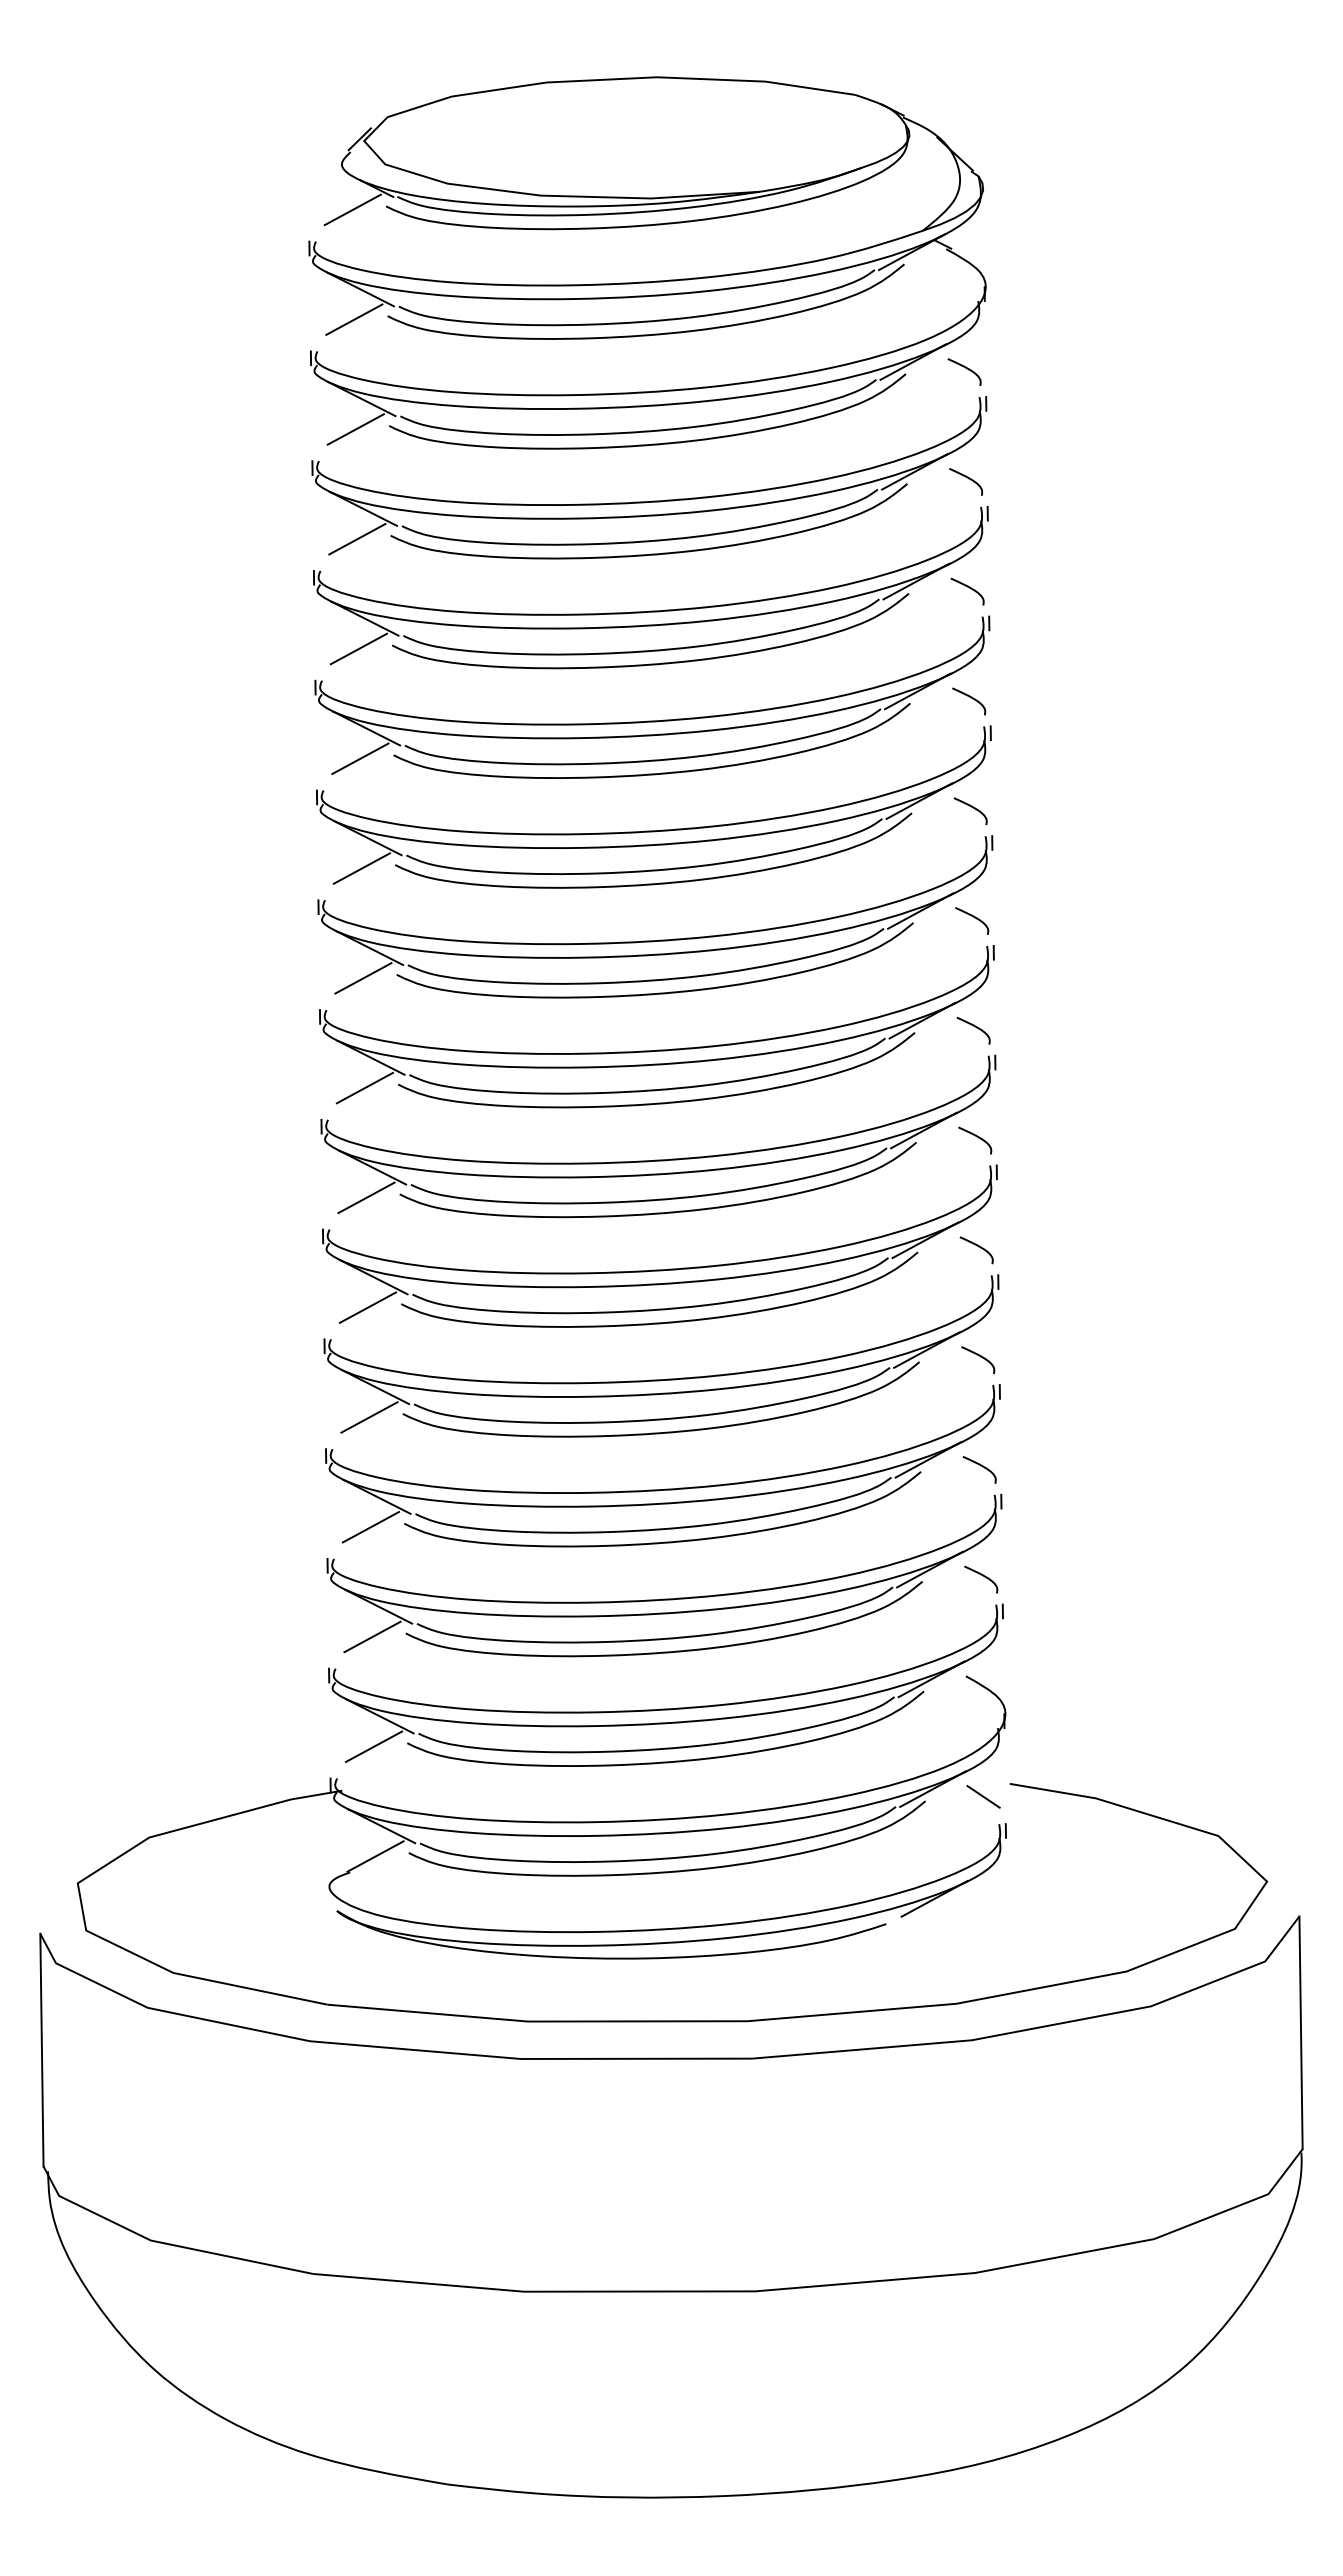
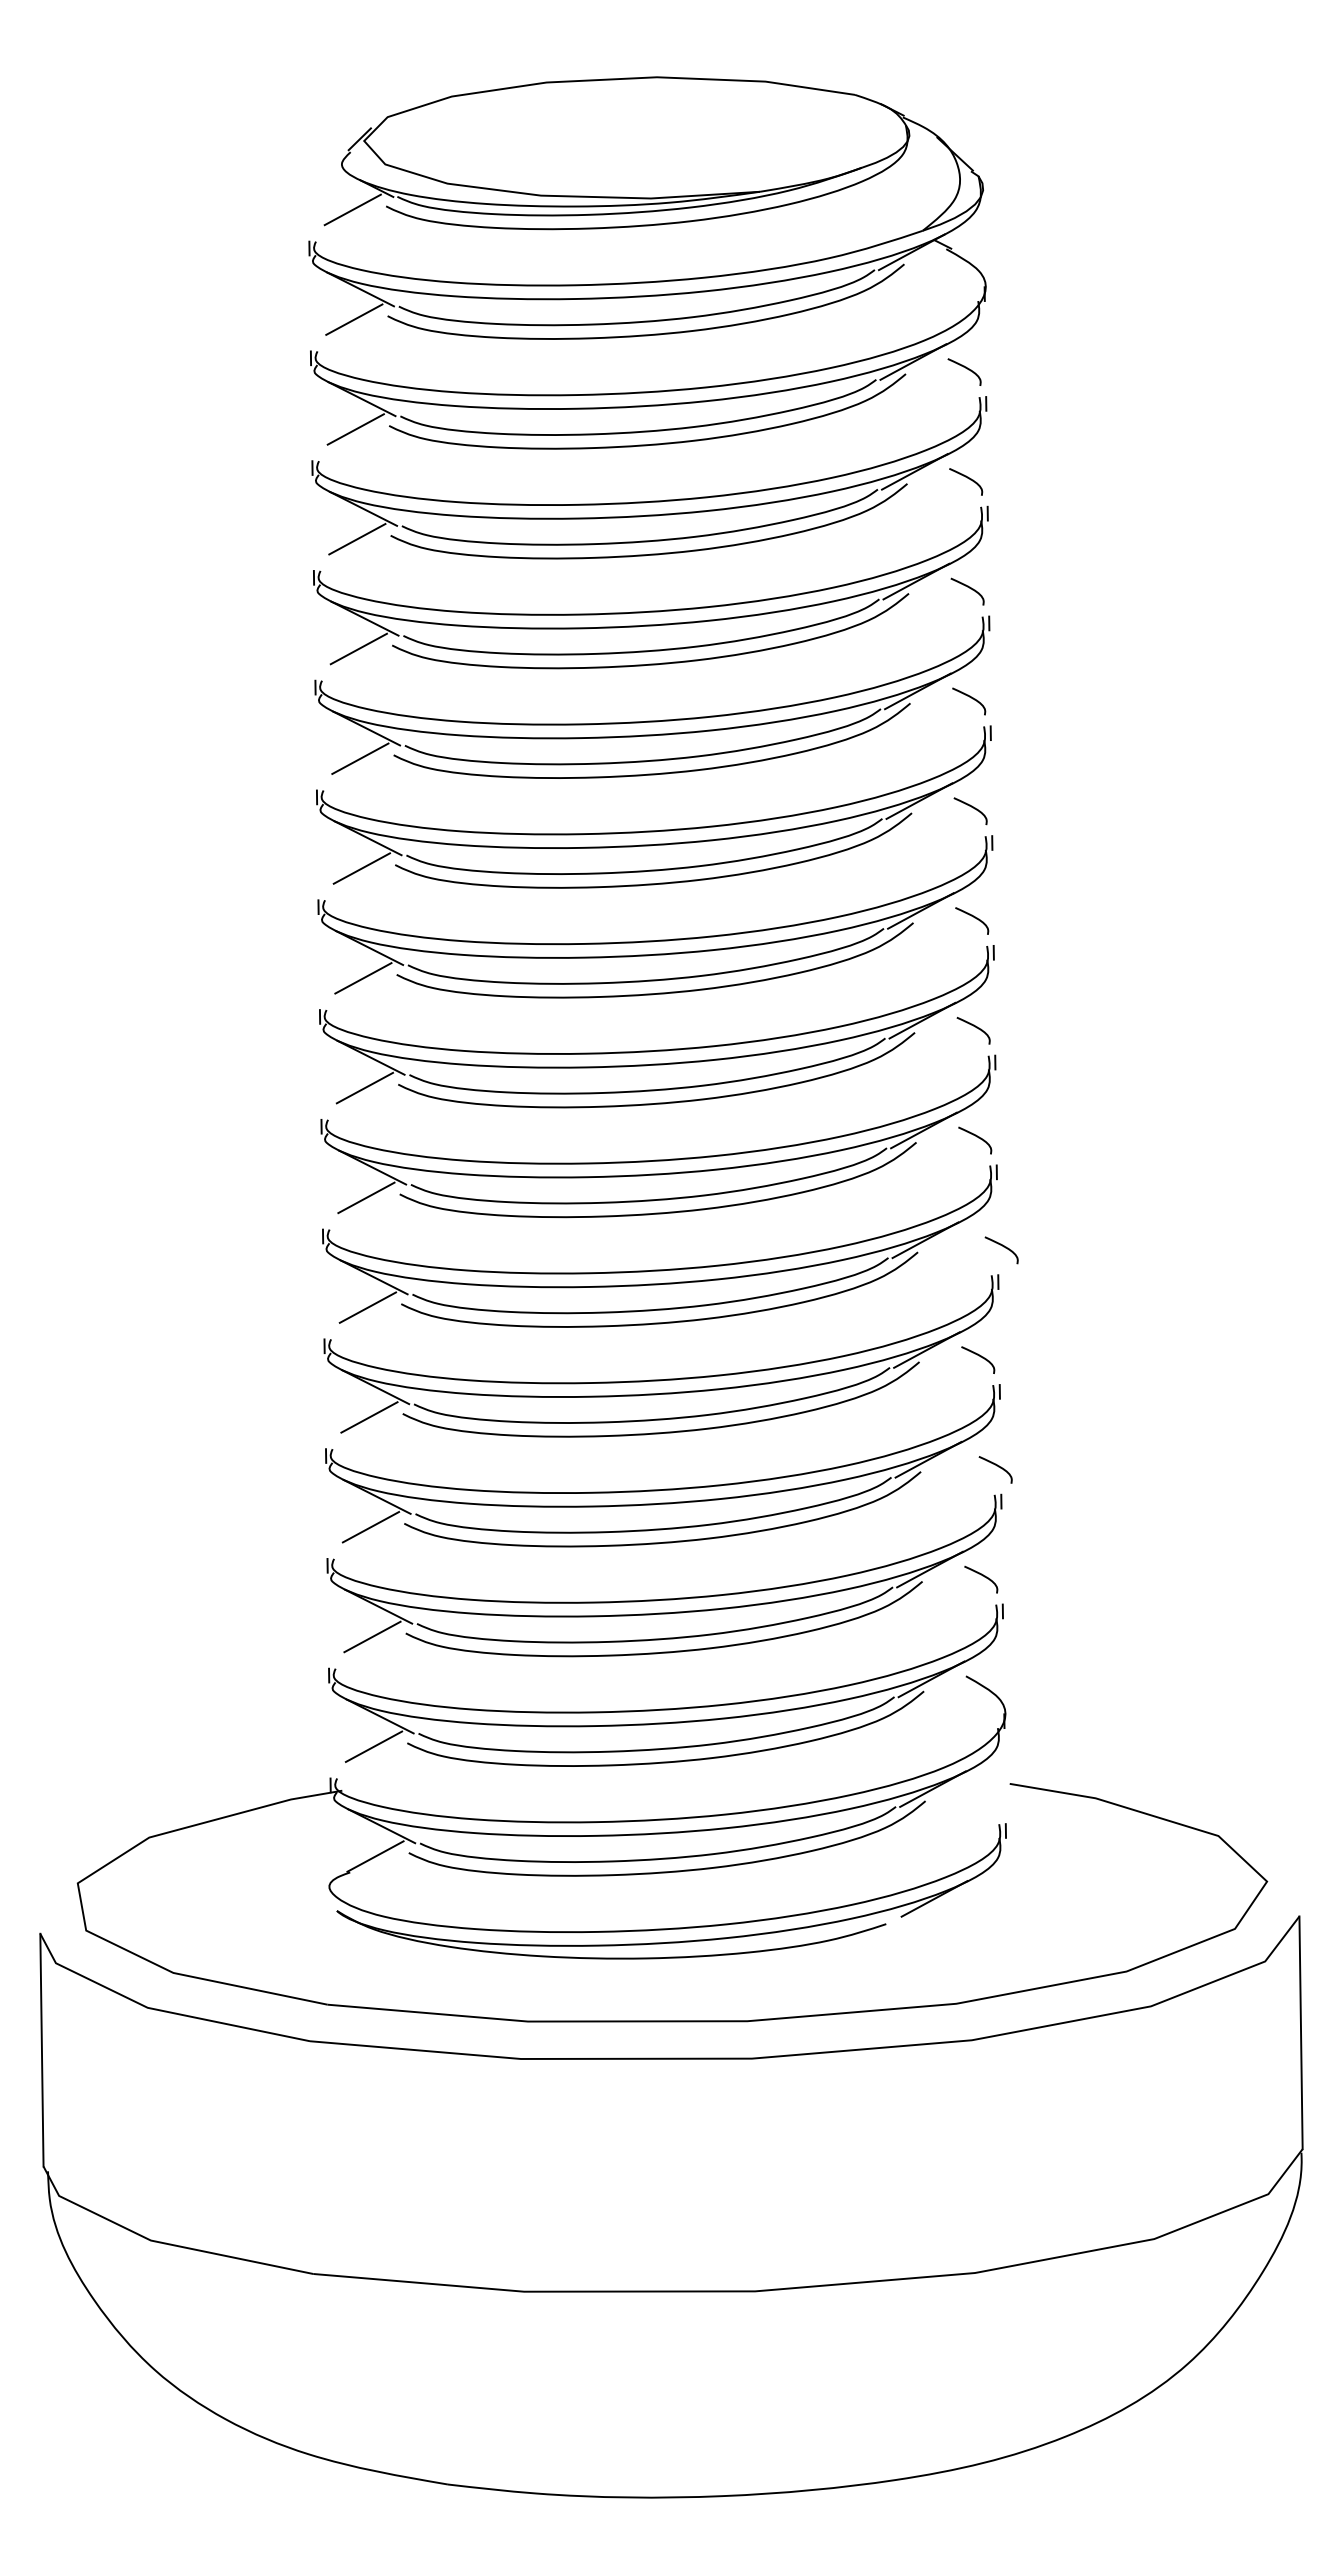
curve position: (978, 1247) -> (1003, 1247) (1003, 1247)
curve position: (980, 1466) -> (996, 1466) (996, 1466)
line: present -> none (983, 1796)
